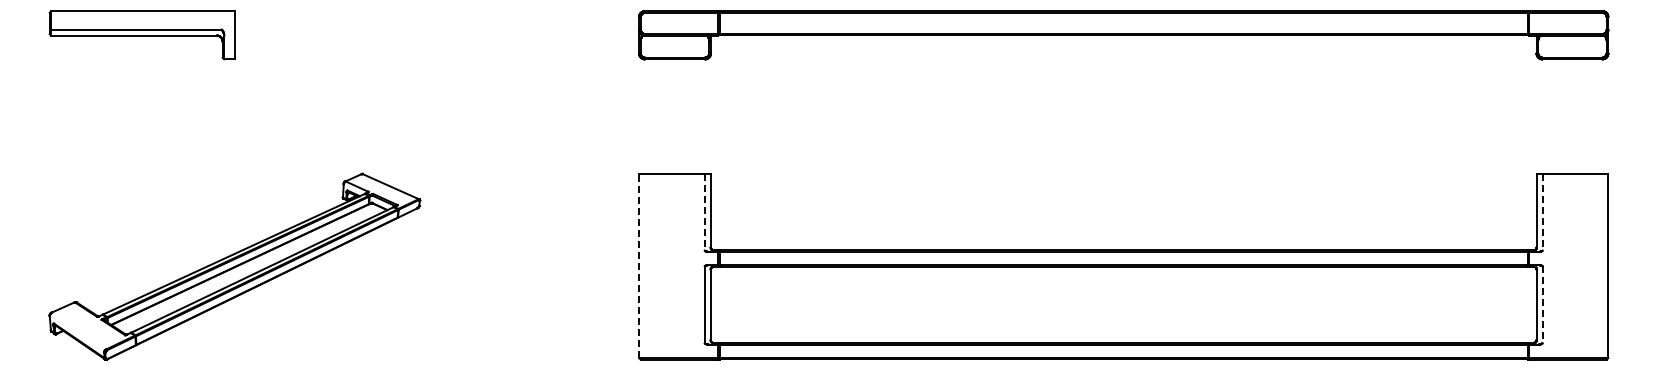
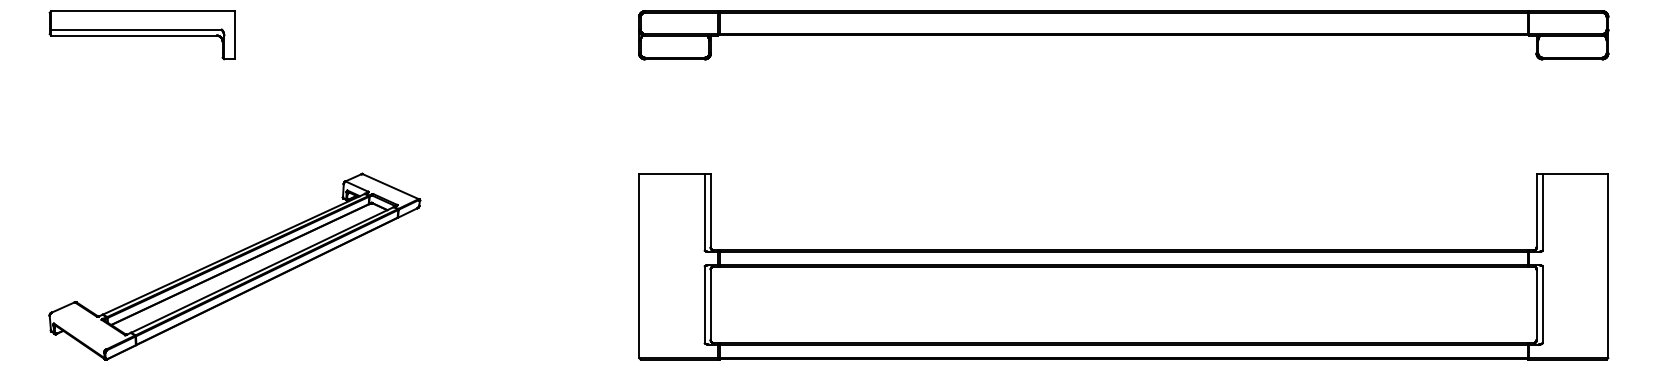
line: dashed -> solid (704, 212)
line: dashed -> solid (1542, 212)
line: dashed -> solid (639, 265)
line: dashed -> solid (1542, 305)
